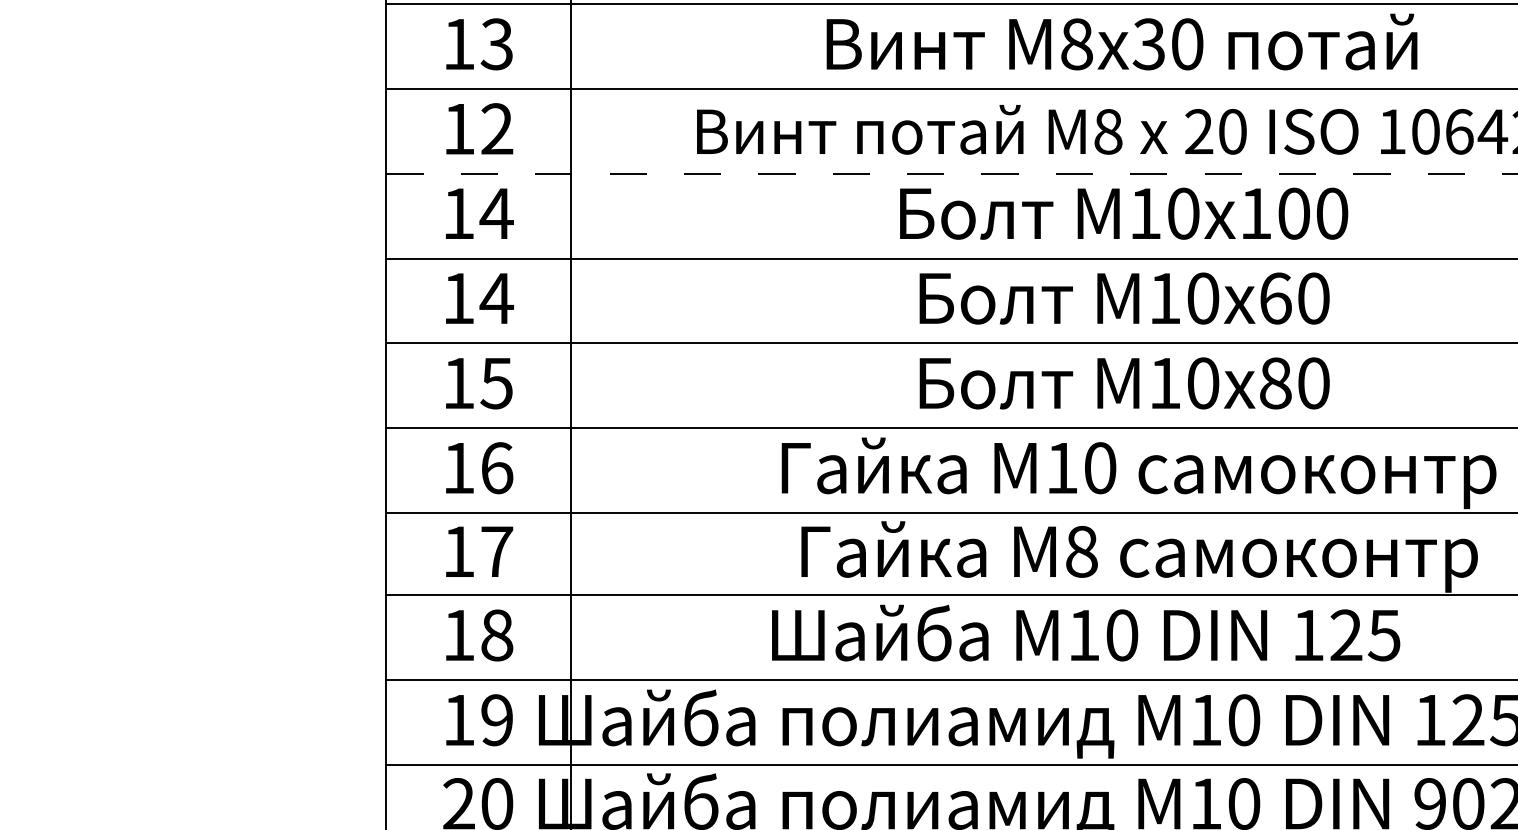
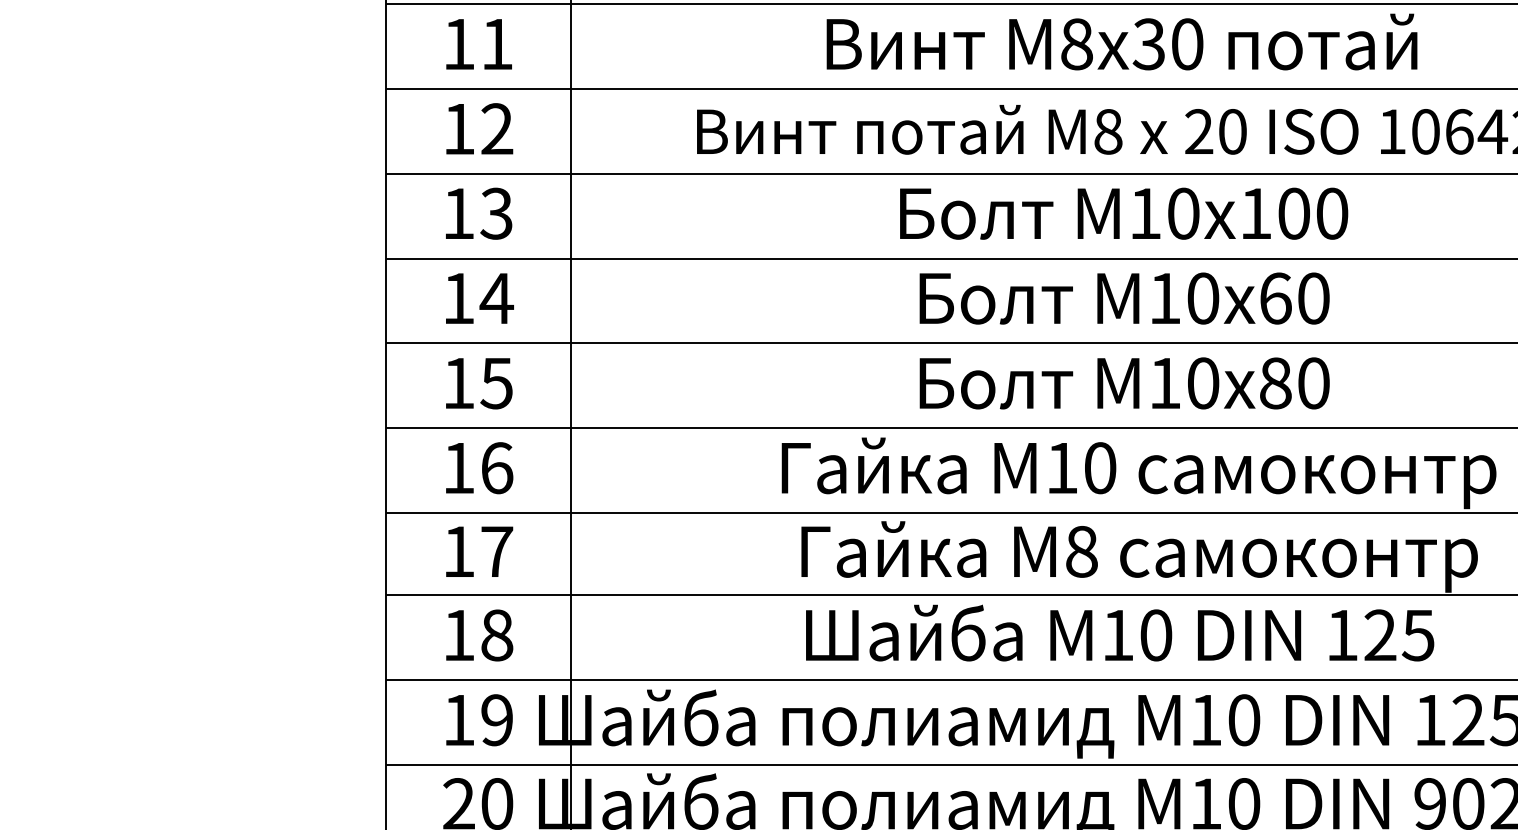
text: 13 -> 11 (496, 44)
line: dashed -> solid (951, 173)
text: 14 -> 13 (496, 213)
text position: (1086, 632) -> (1120, 632) (1120, 632)
